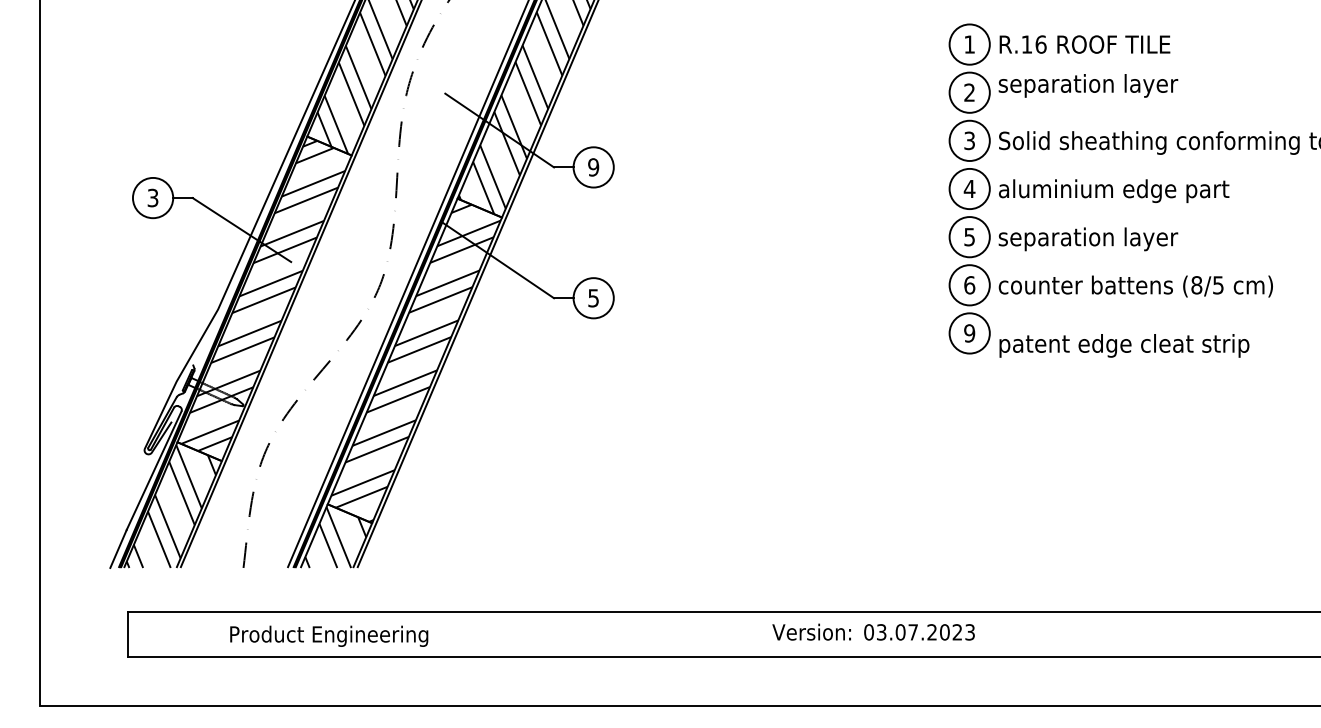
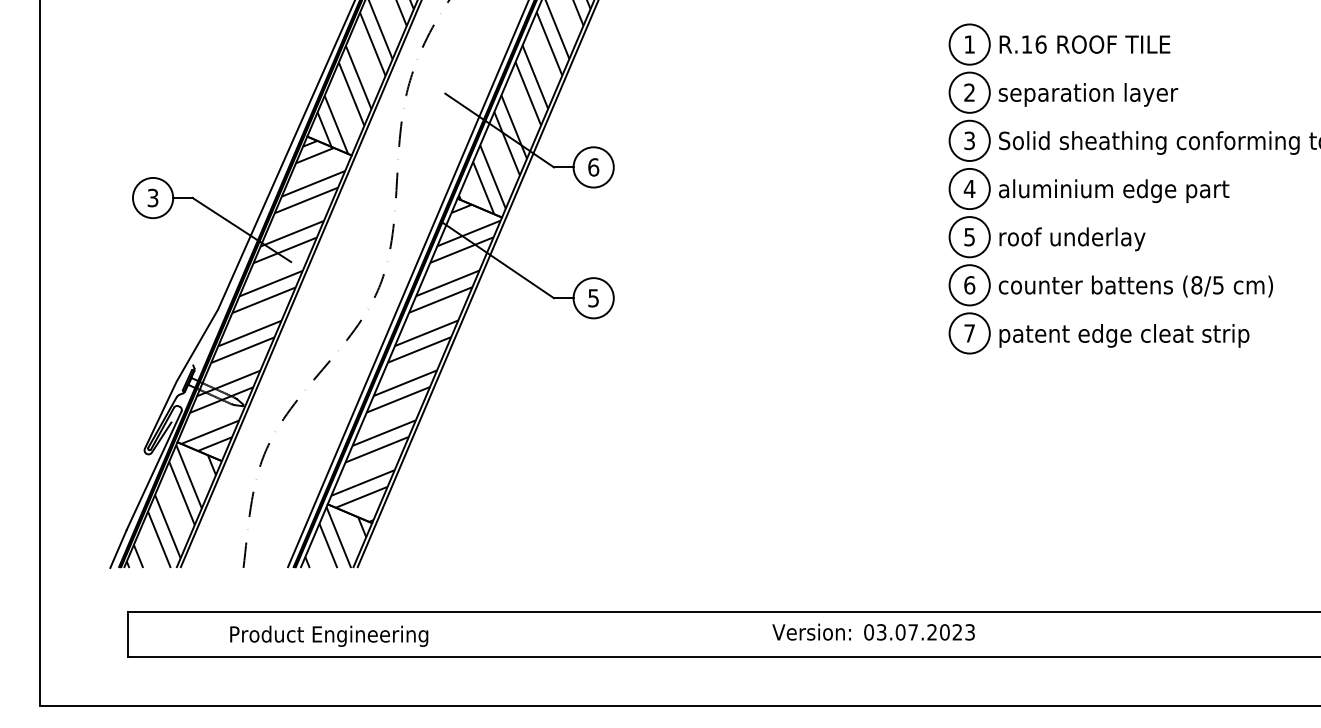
text position: (1088, 85) -> (1088, 94) (1088, 94)
text: 9 -> 6 (593, 167)
text: separation layer -> roof underlay (1088, 239)
text: 9 -> 7 (969, 333)
text position: (1124, 345) -> (1124, 335) (1124, 335)
